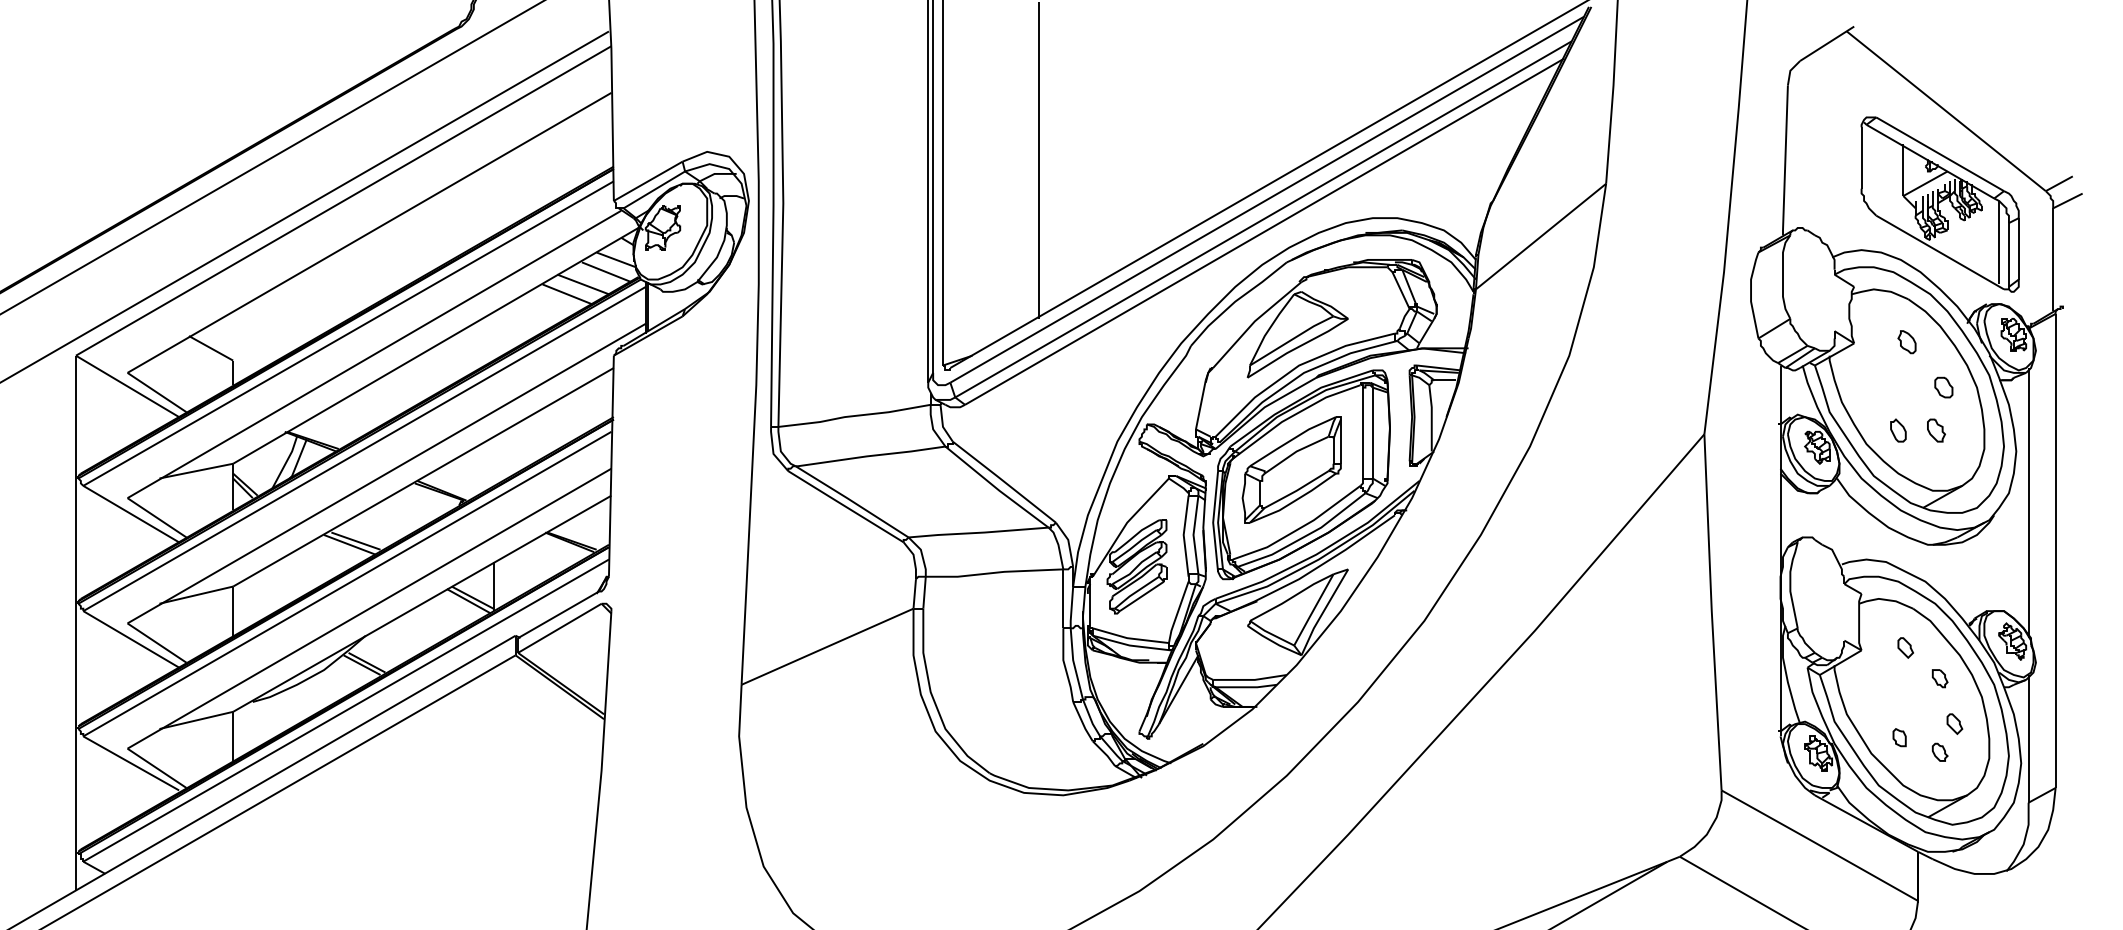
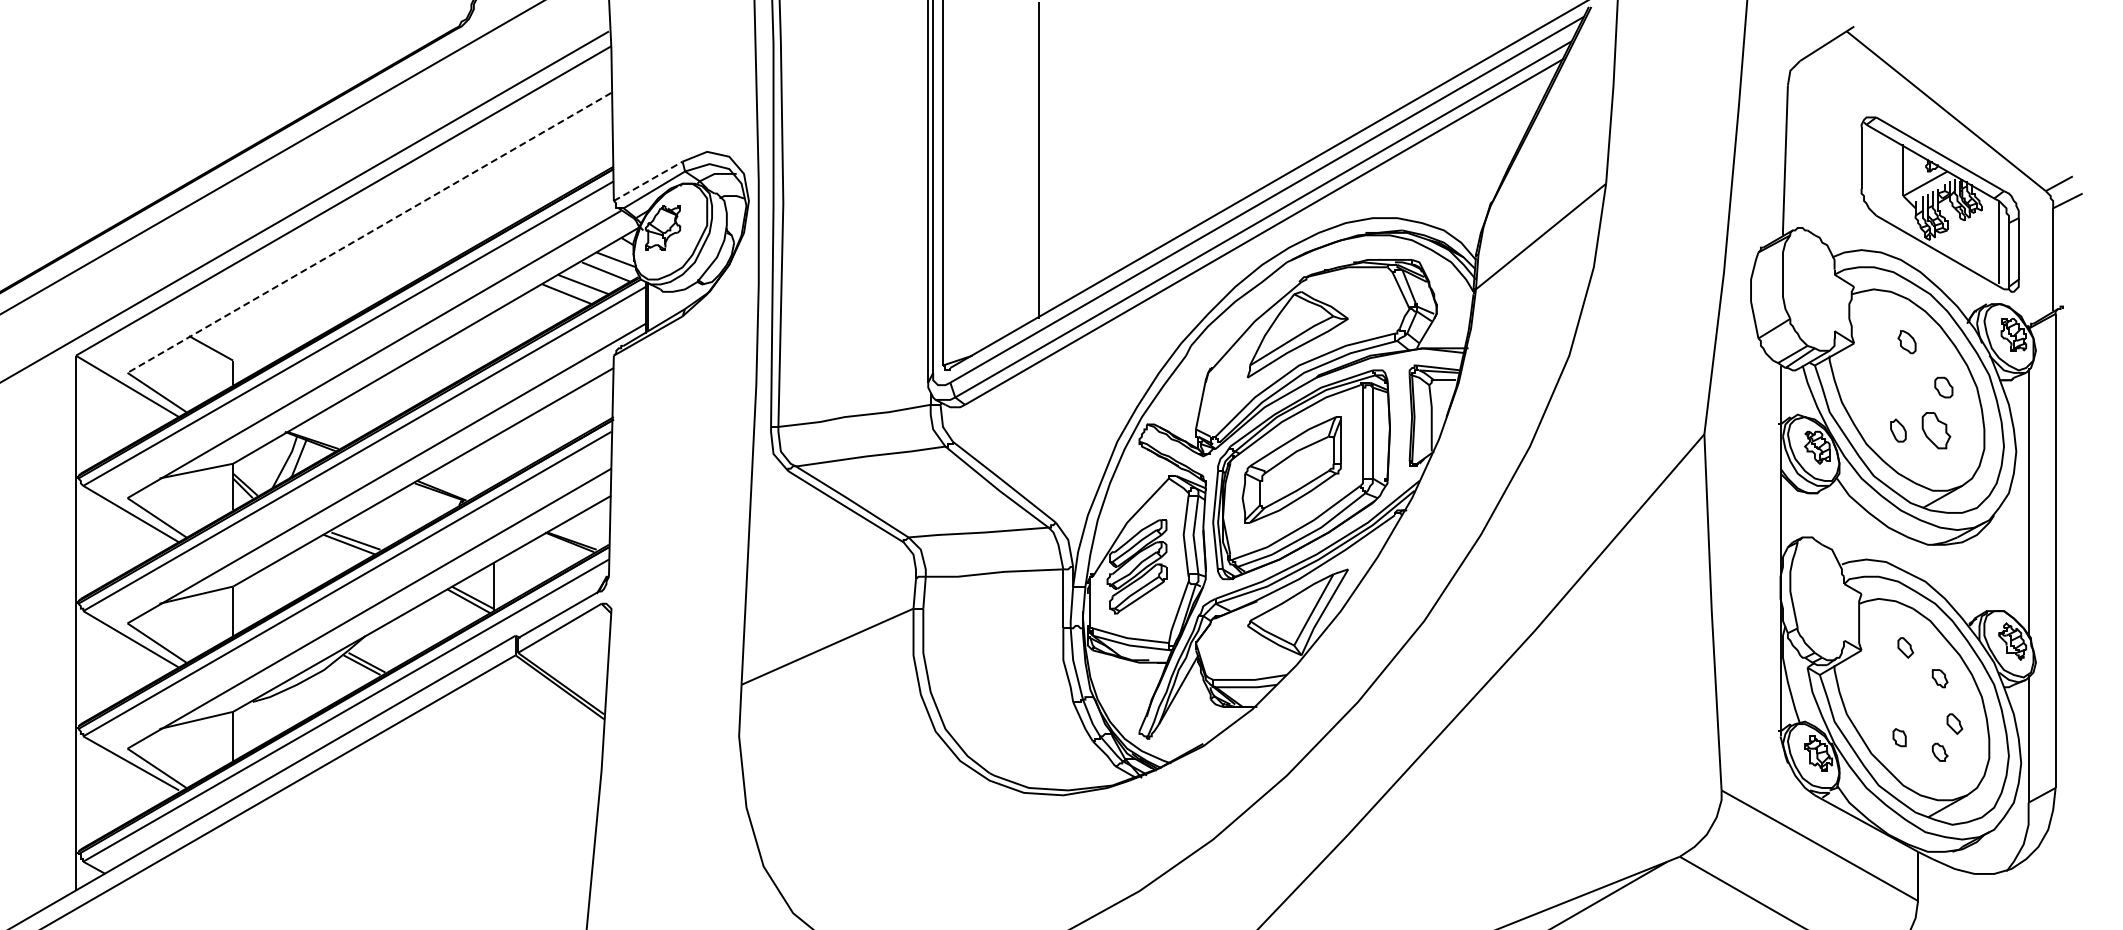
line: solid -> dashed (648, 181)
line: solid -> dashed (369, 232)
part size: 19x25 px -> 31x38 px (1936, 430)
